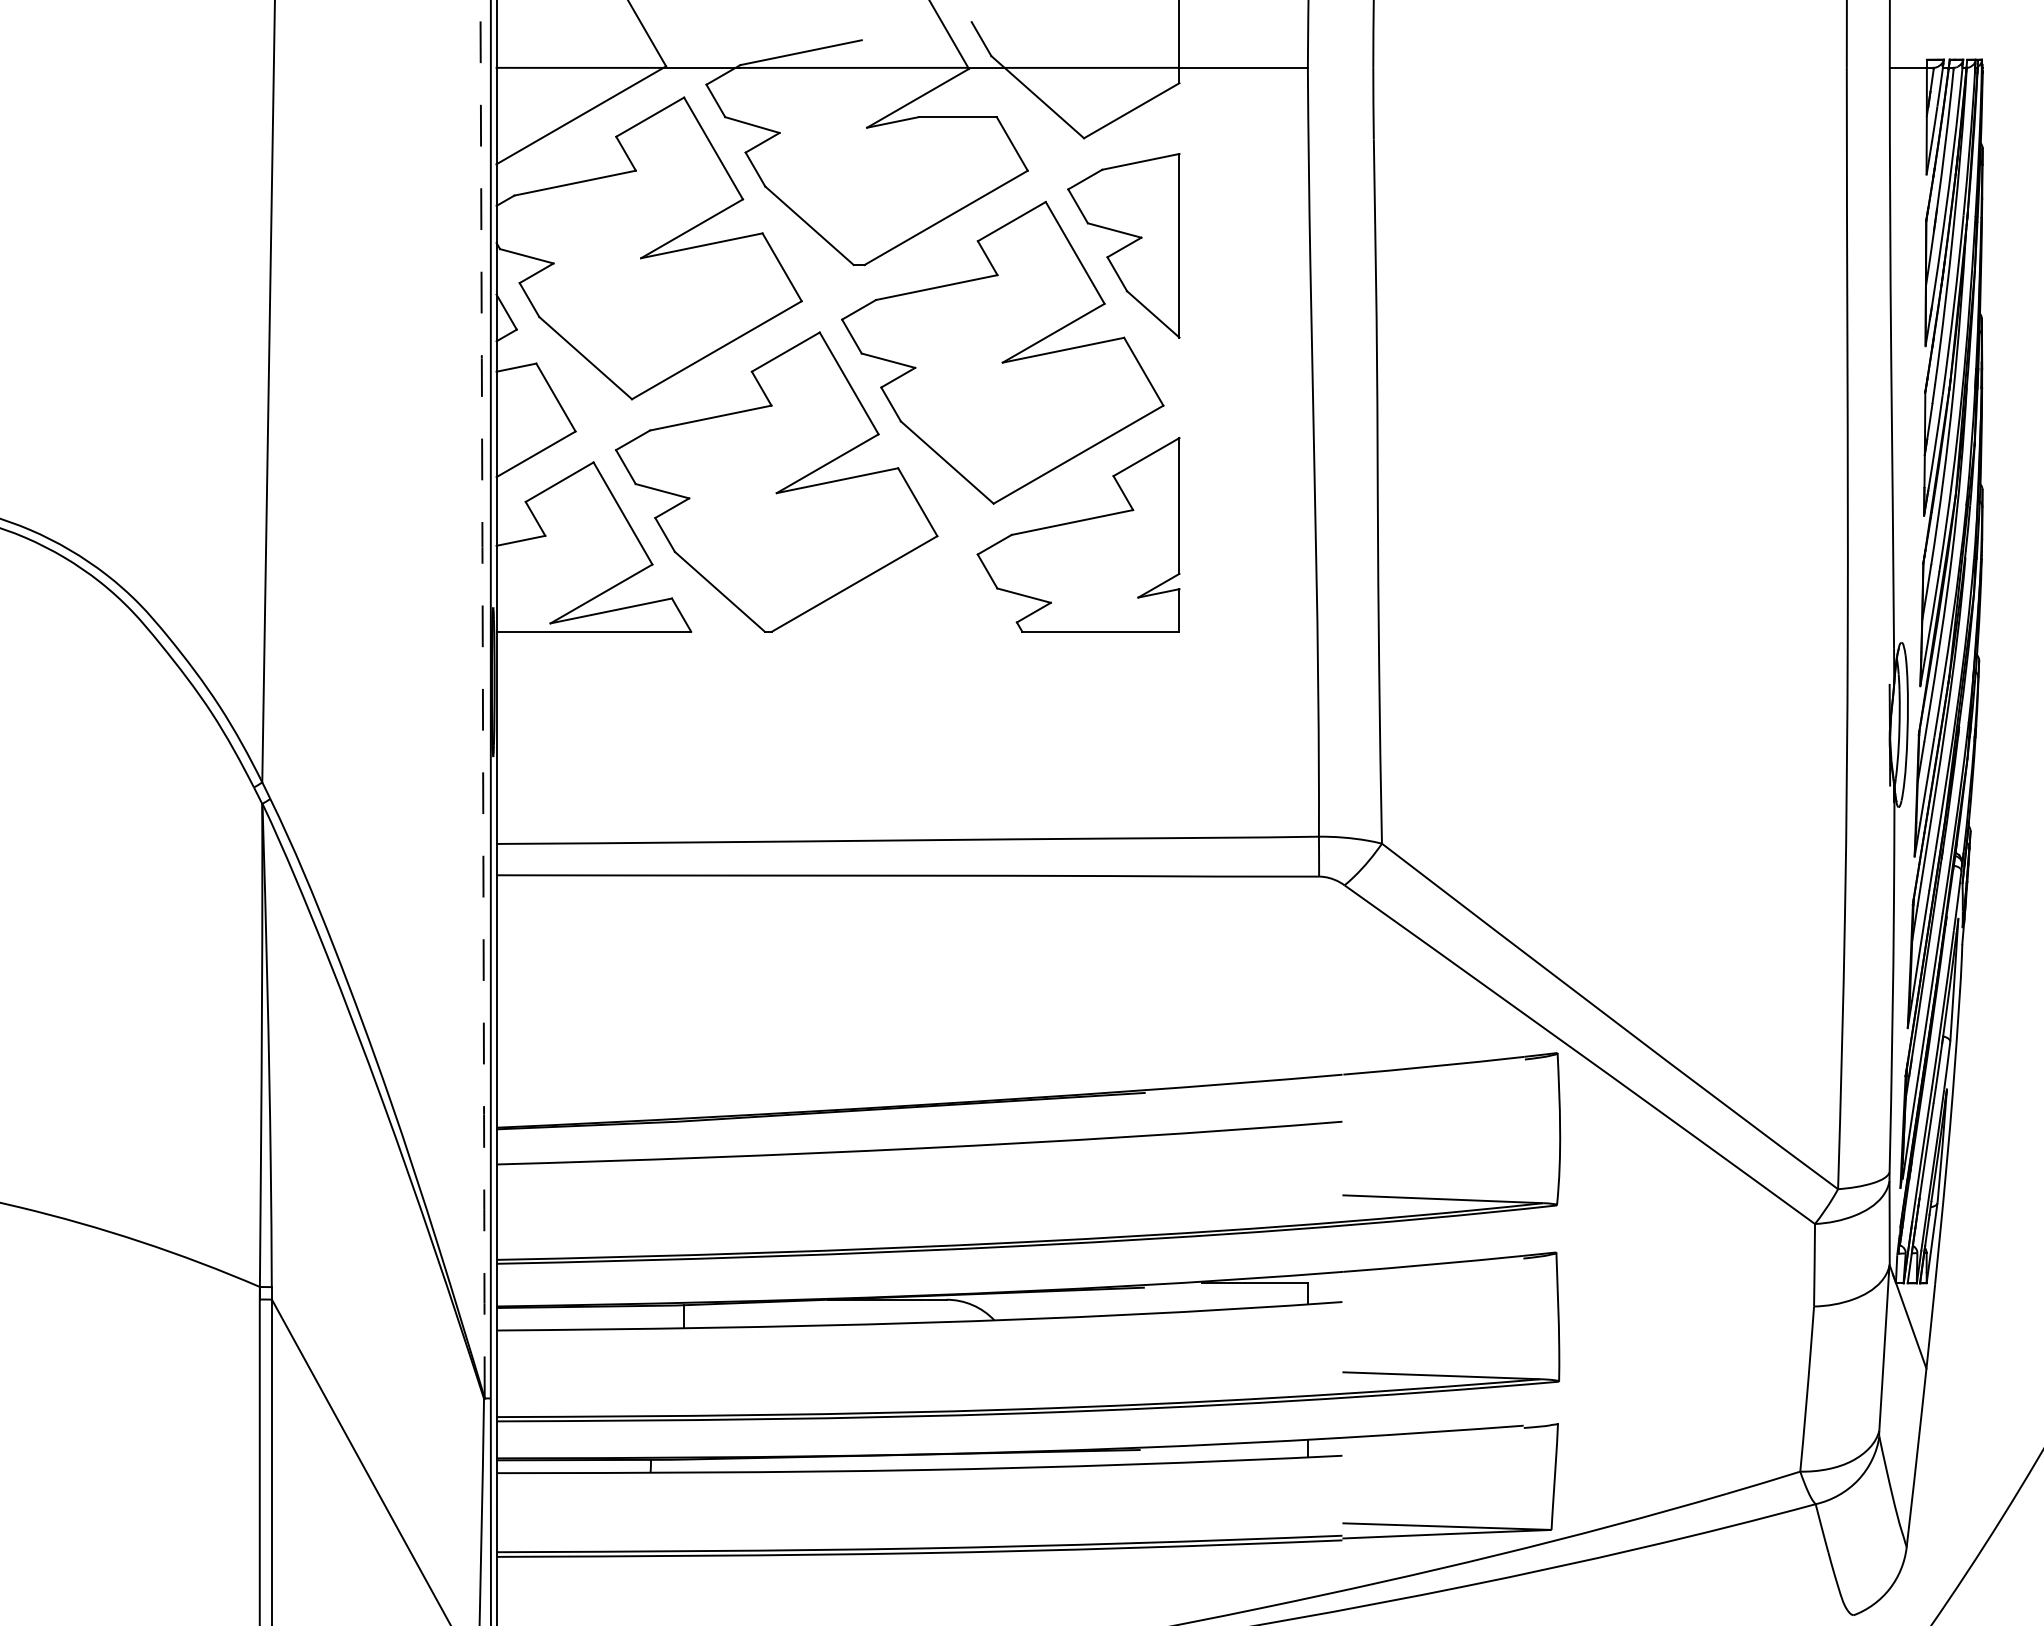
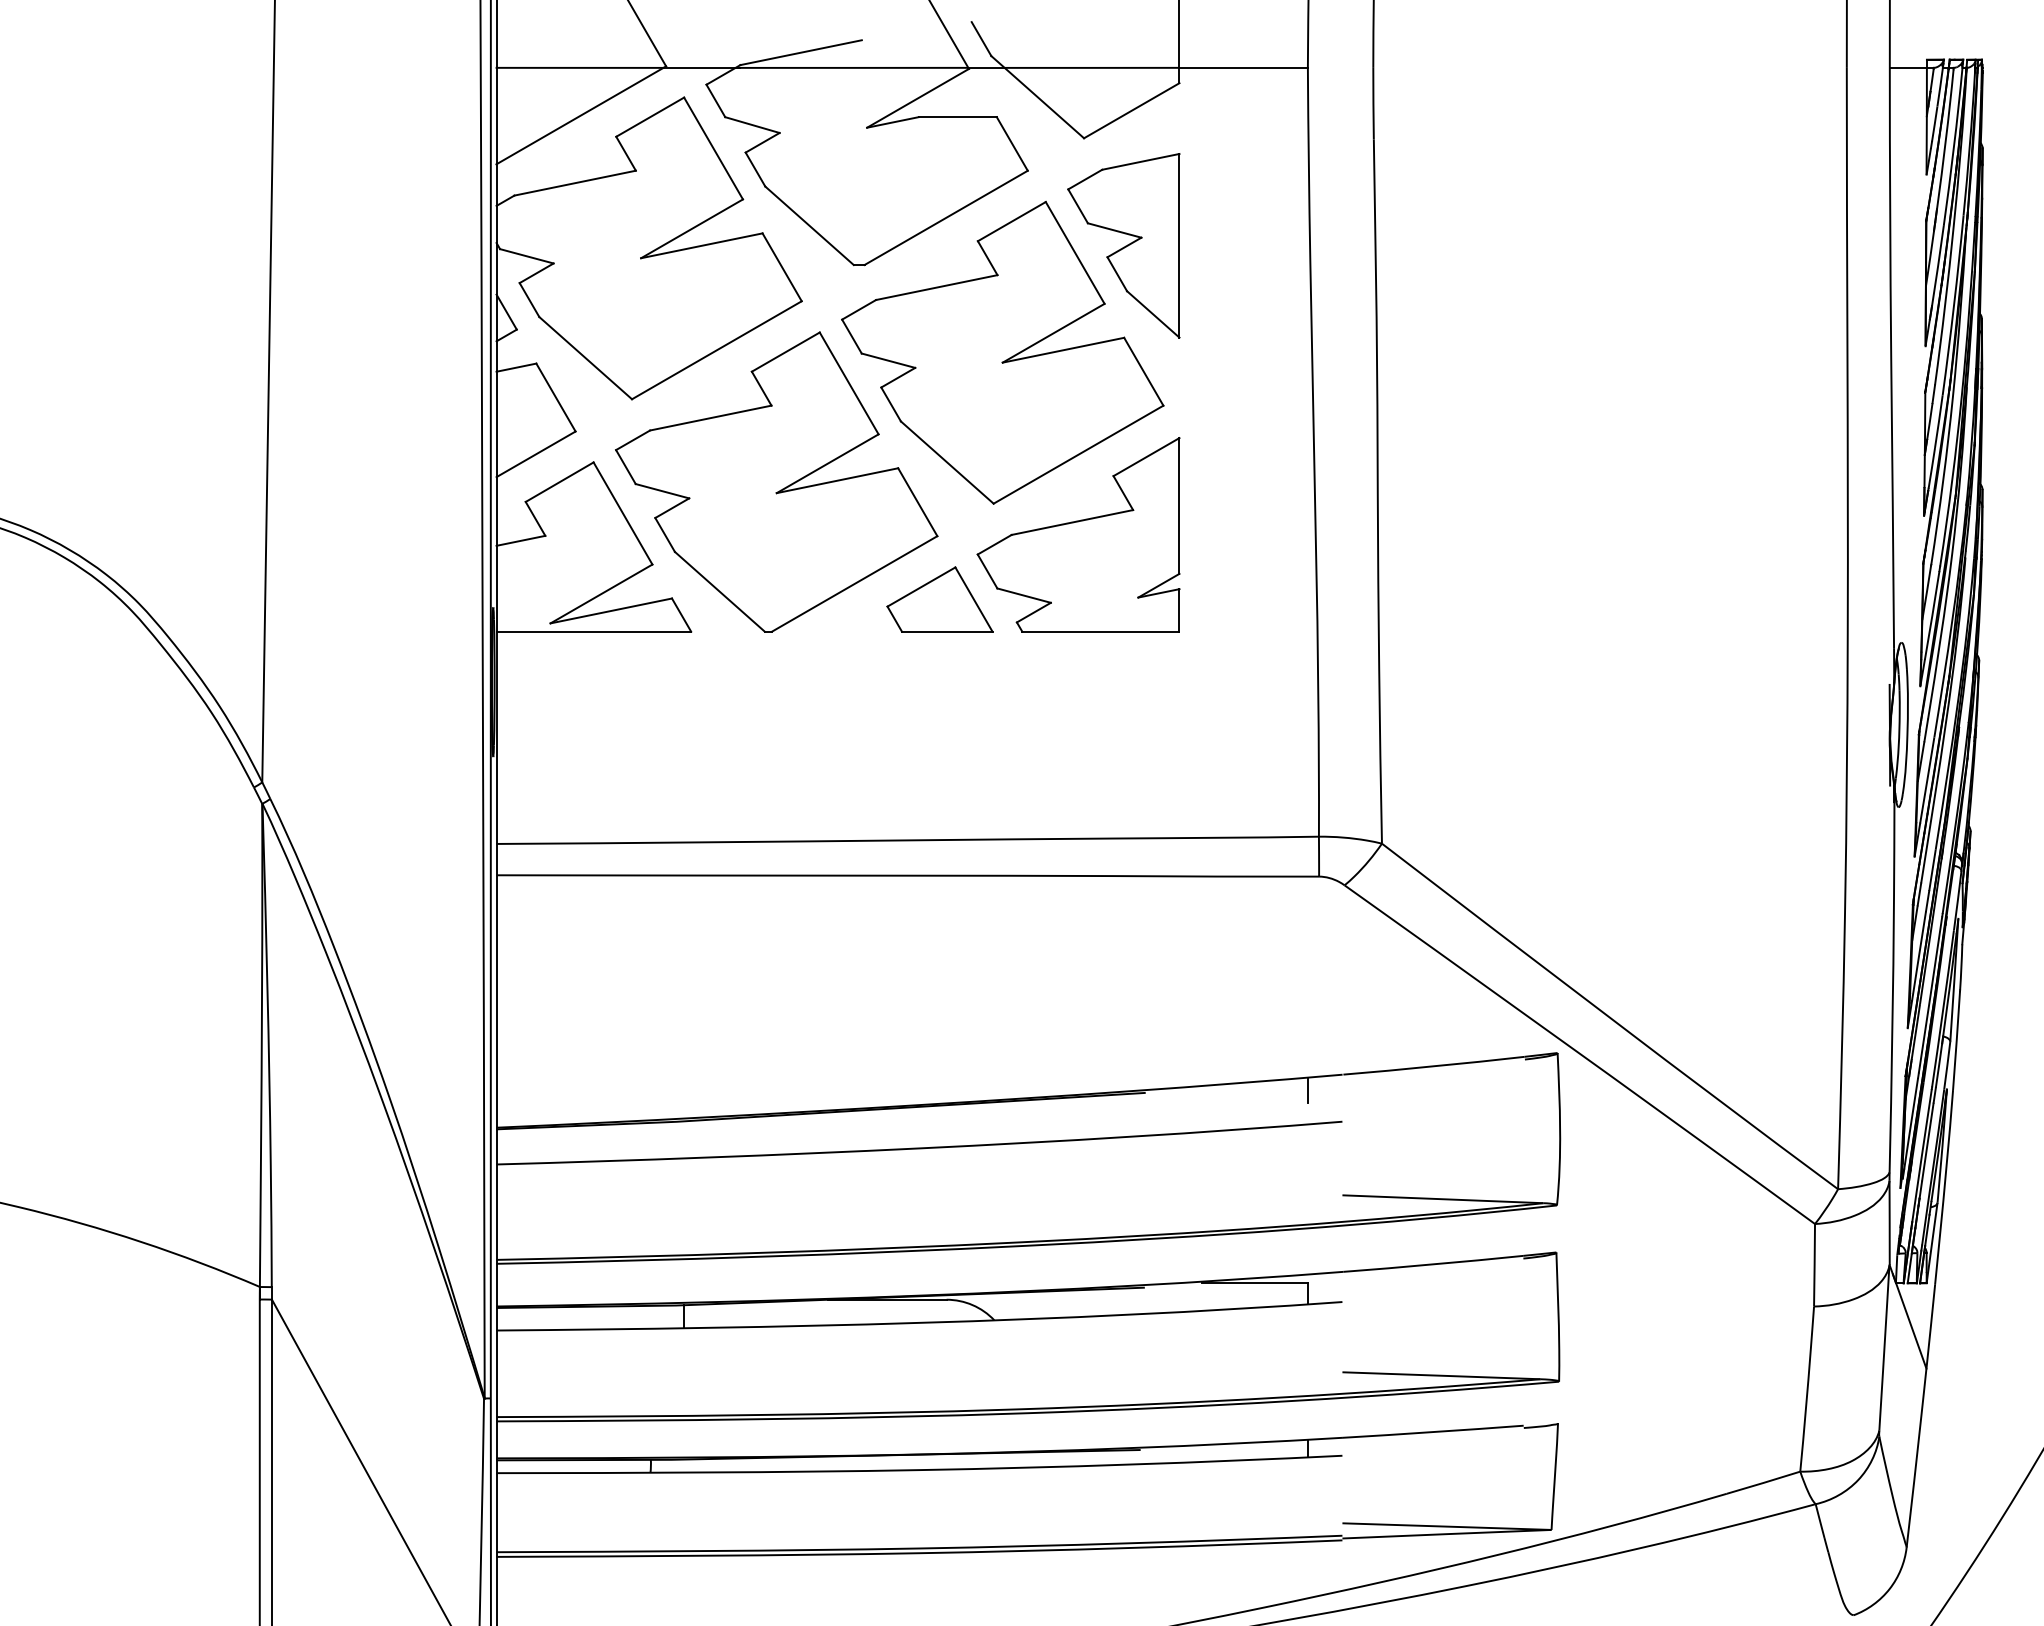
part: none -> present (939, 599)
arc: dashed -> solid (482, 698)
line: none -> present (1307, 1090)
